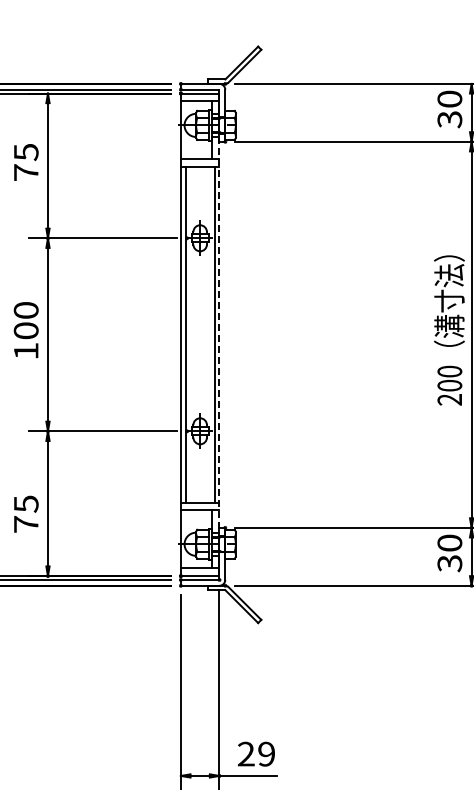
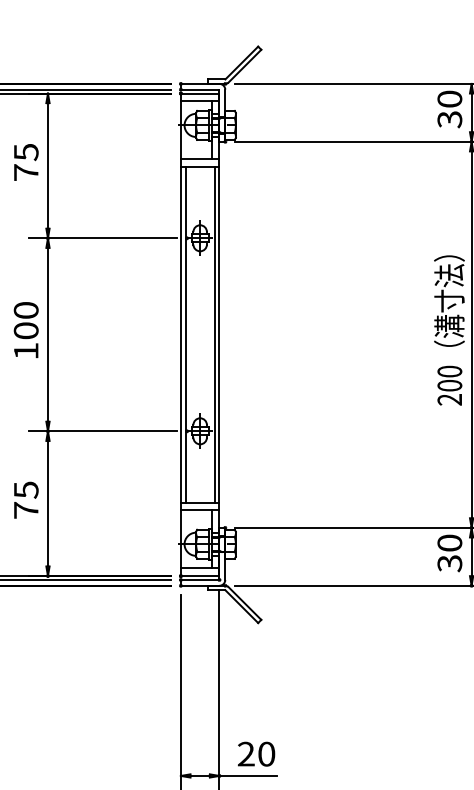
line: dashed -> solid (219, 334)
text position: (26, 513) -> (26, 499) (26, 499)
text: 29 -> 20 (266, 753)
